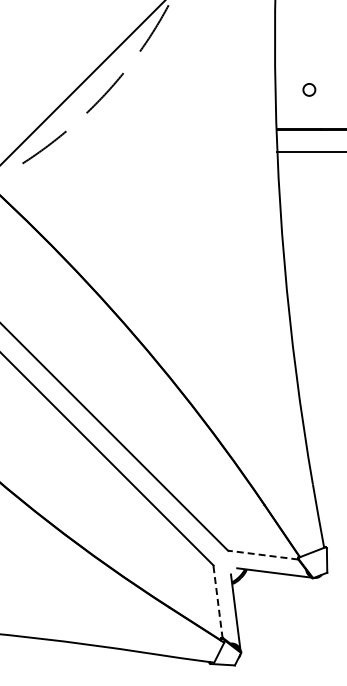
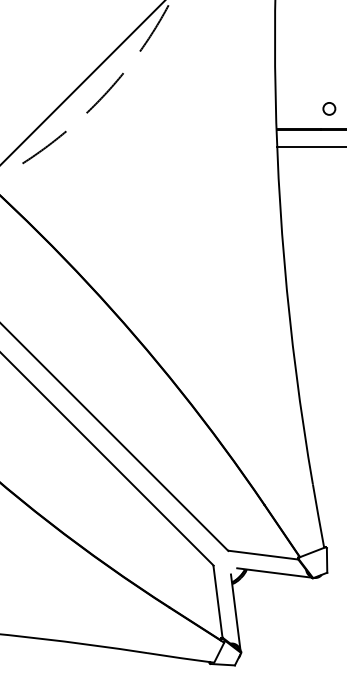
circle position: (309, 89) -> (329, 108) (329, 108)
line position: (310, 151) -> (310, 146) (310, 146)
line: dashed -> solid (263, 555)
line: dashed -> solid (218, 602)
